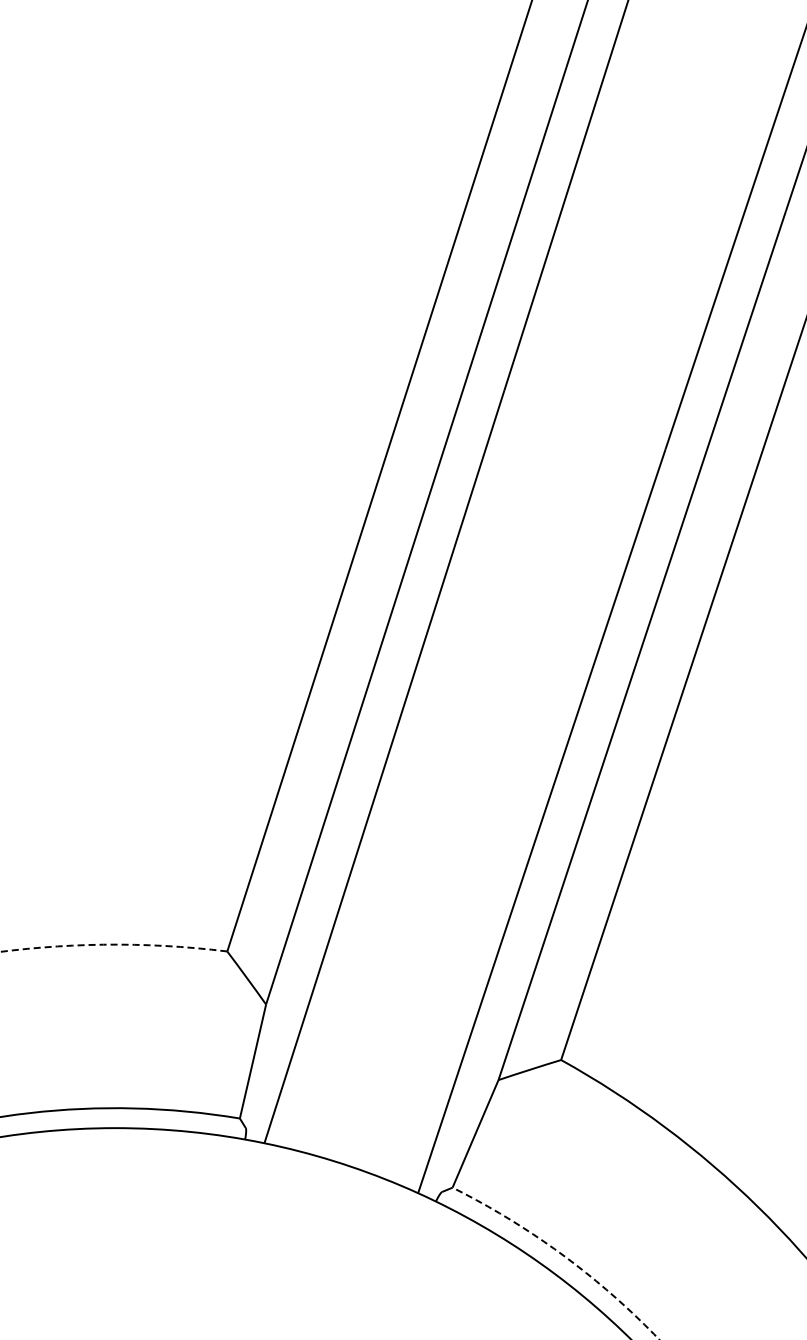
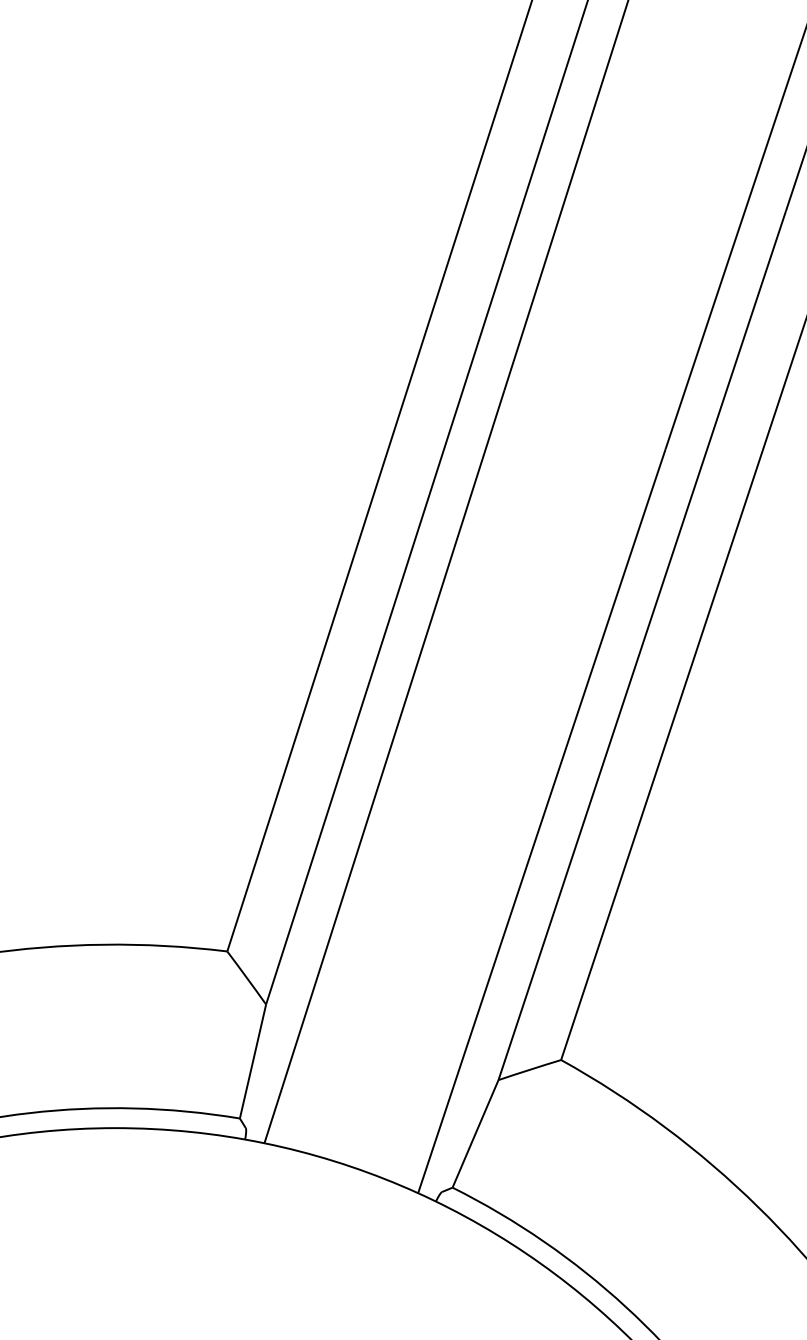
arc: dashed -> solid (113, 944)
arc: dashed -> solid (562, 1255)
